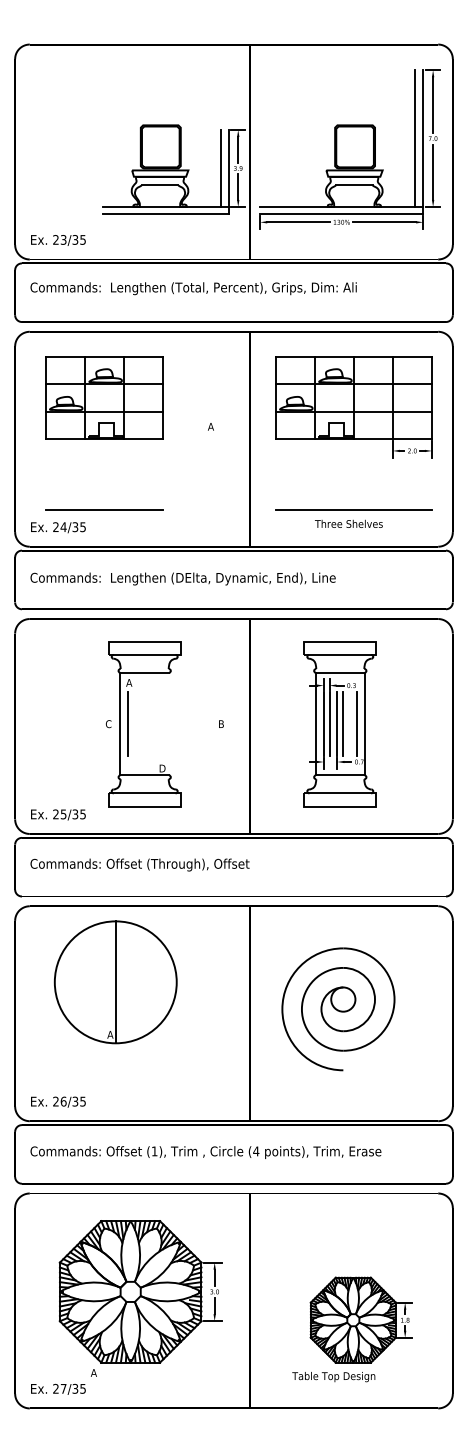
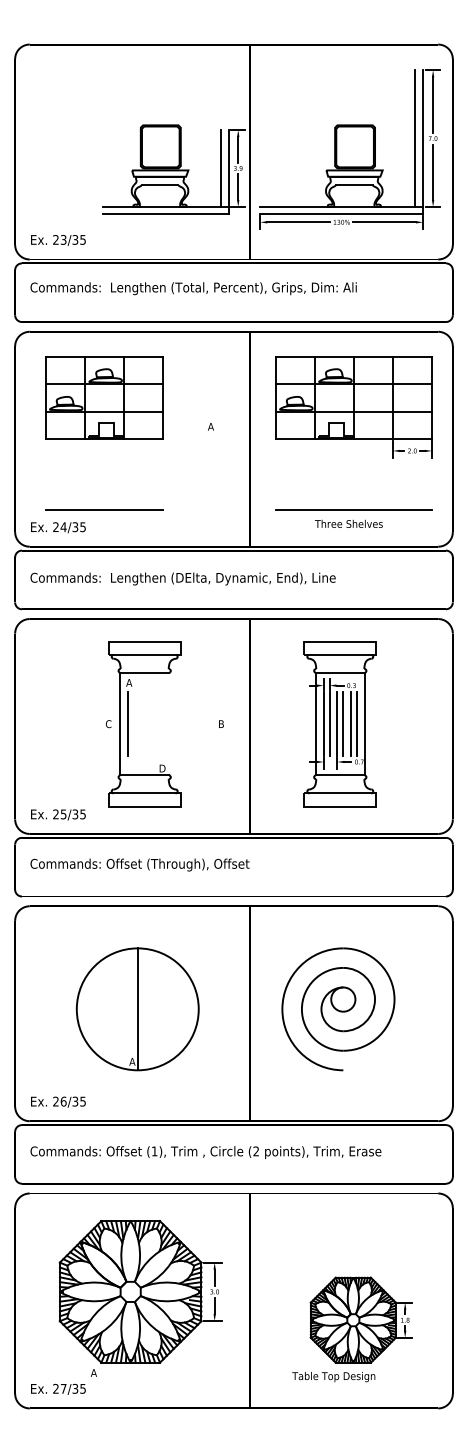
line: none -> present (351, 723)
part position: (115, 982) -> (137, 1009) (137, 1009)
text: (4 -> (2 (256, 1151)
